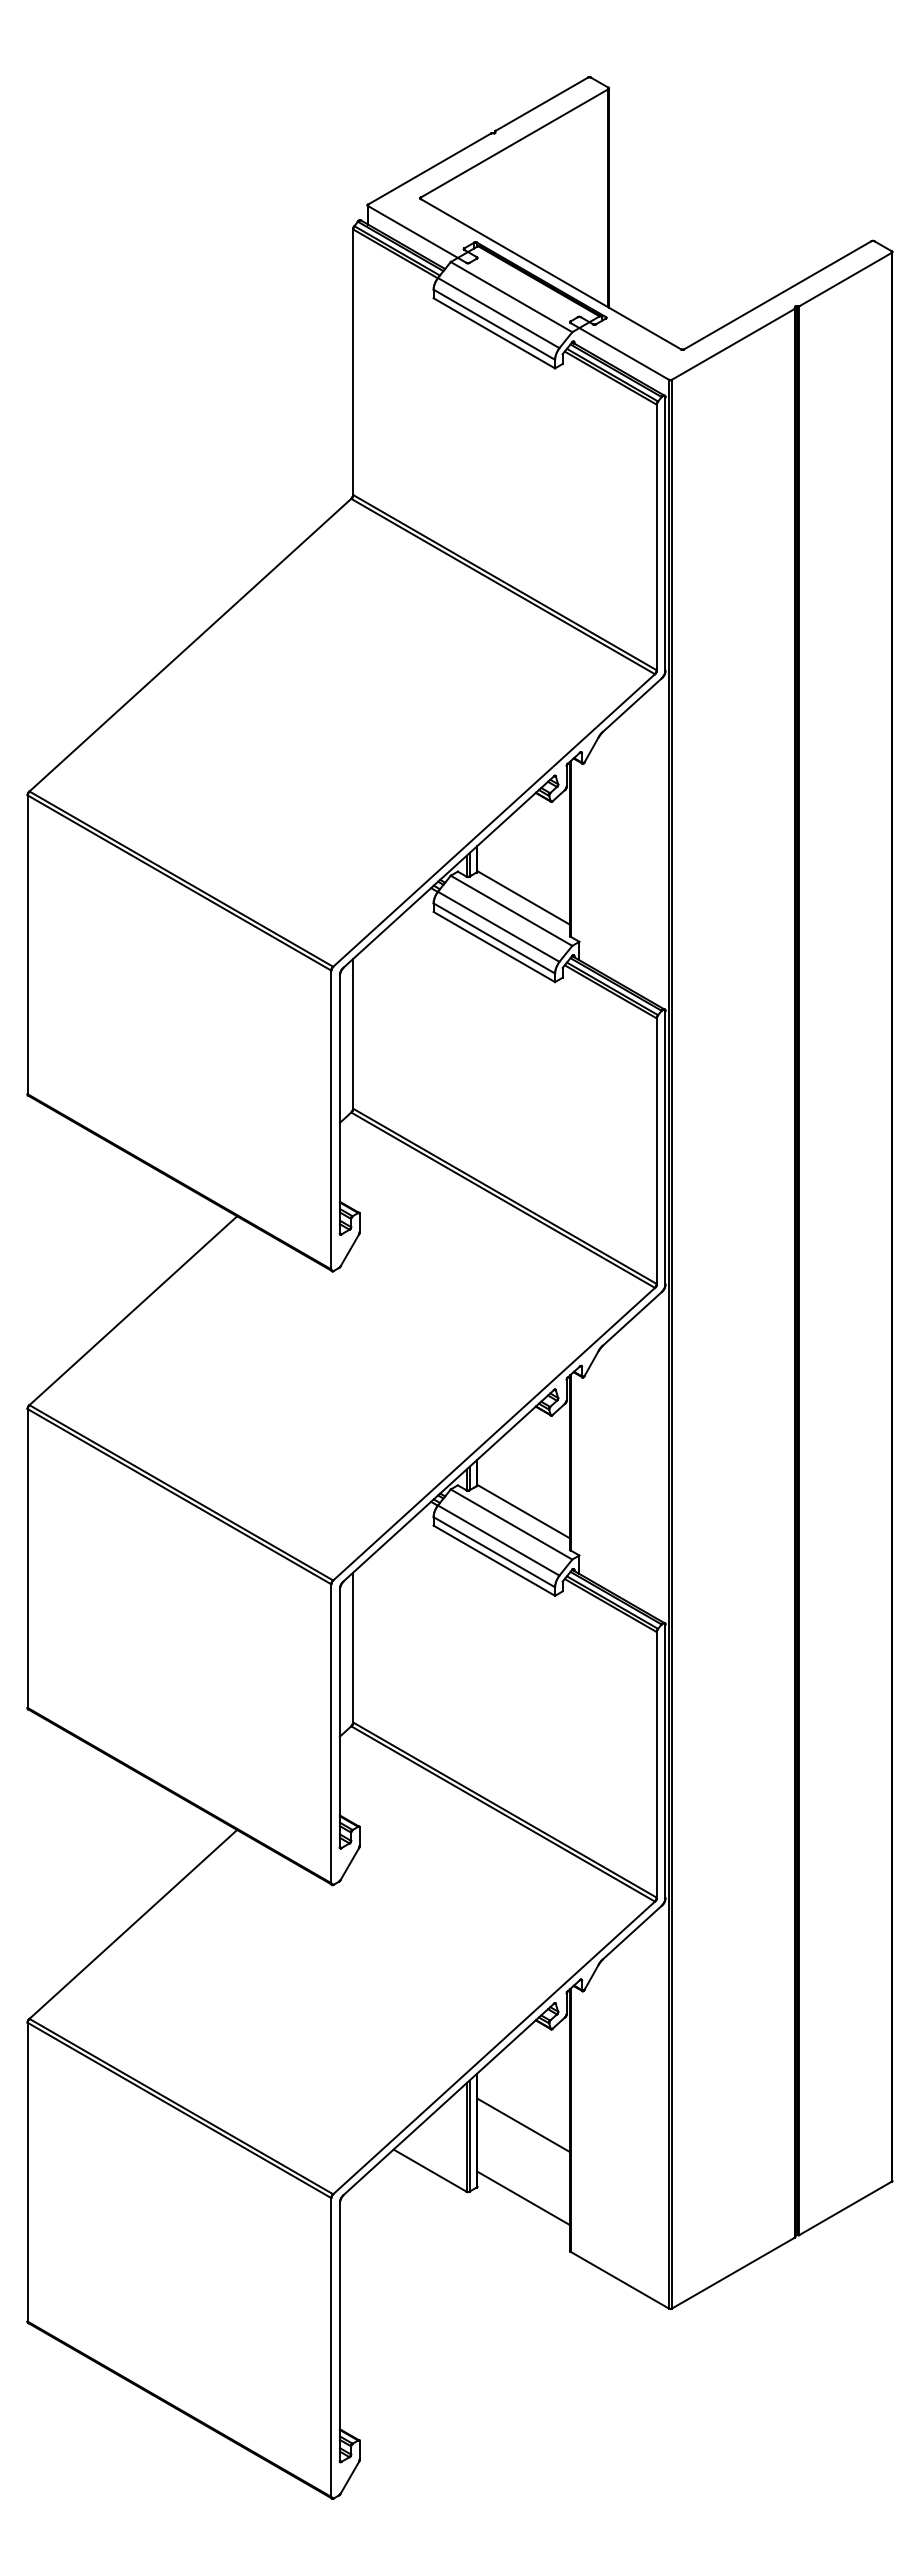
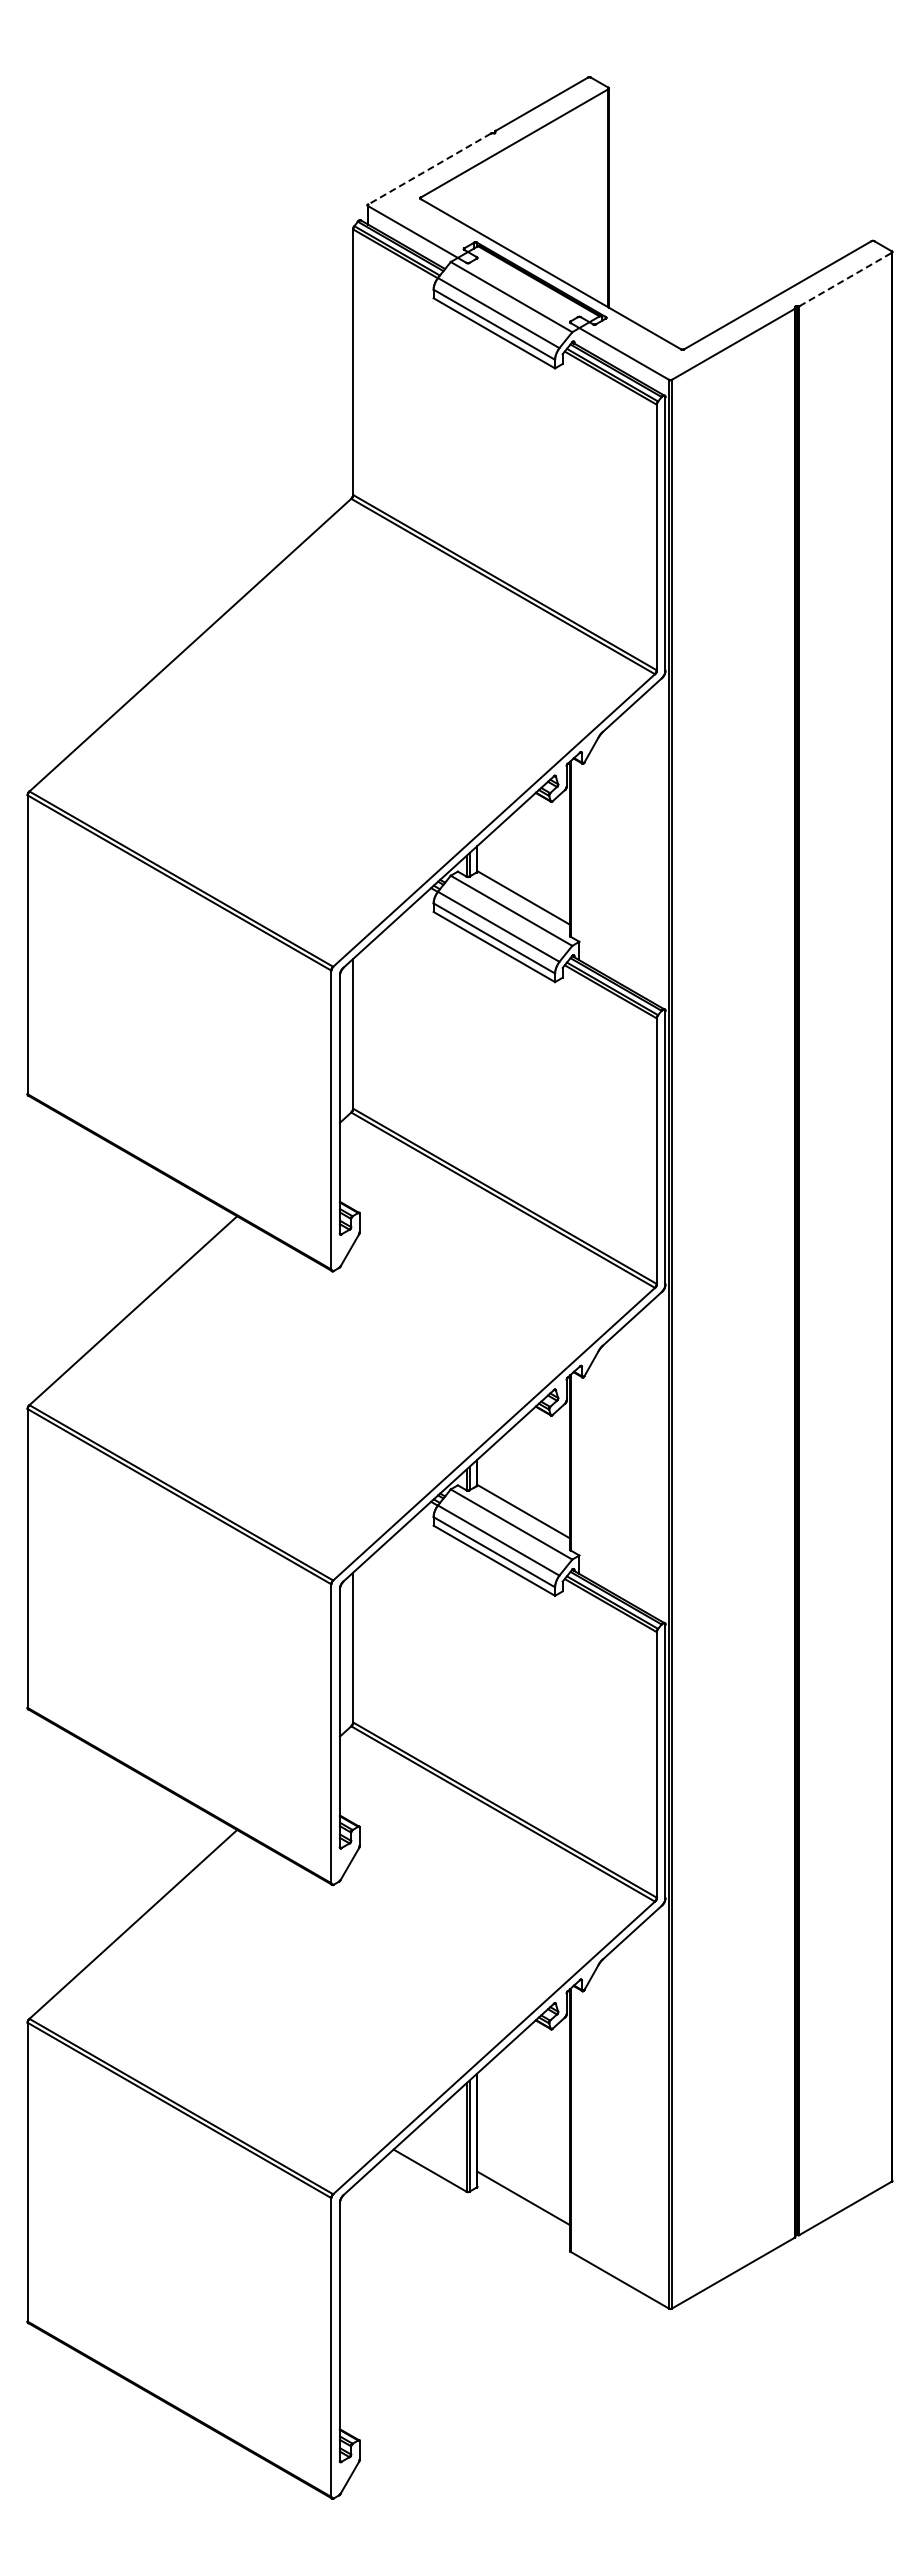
line: solid -> dashed (429, 169)
line: solid -> dashed (845, 279)
line: present -> none (523, 2125)
